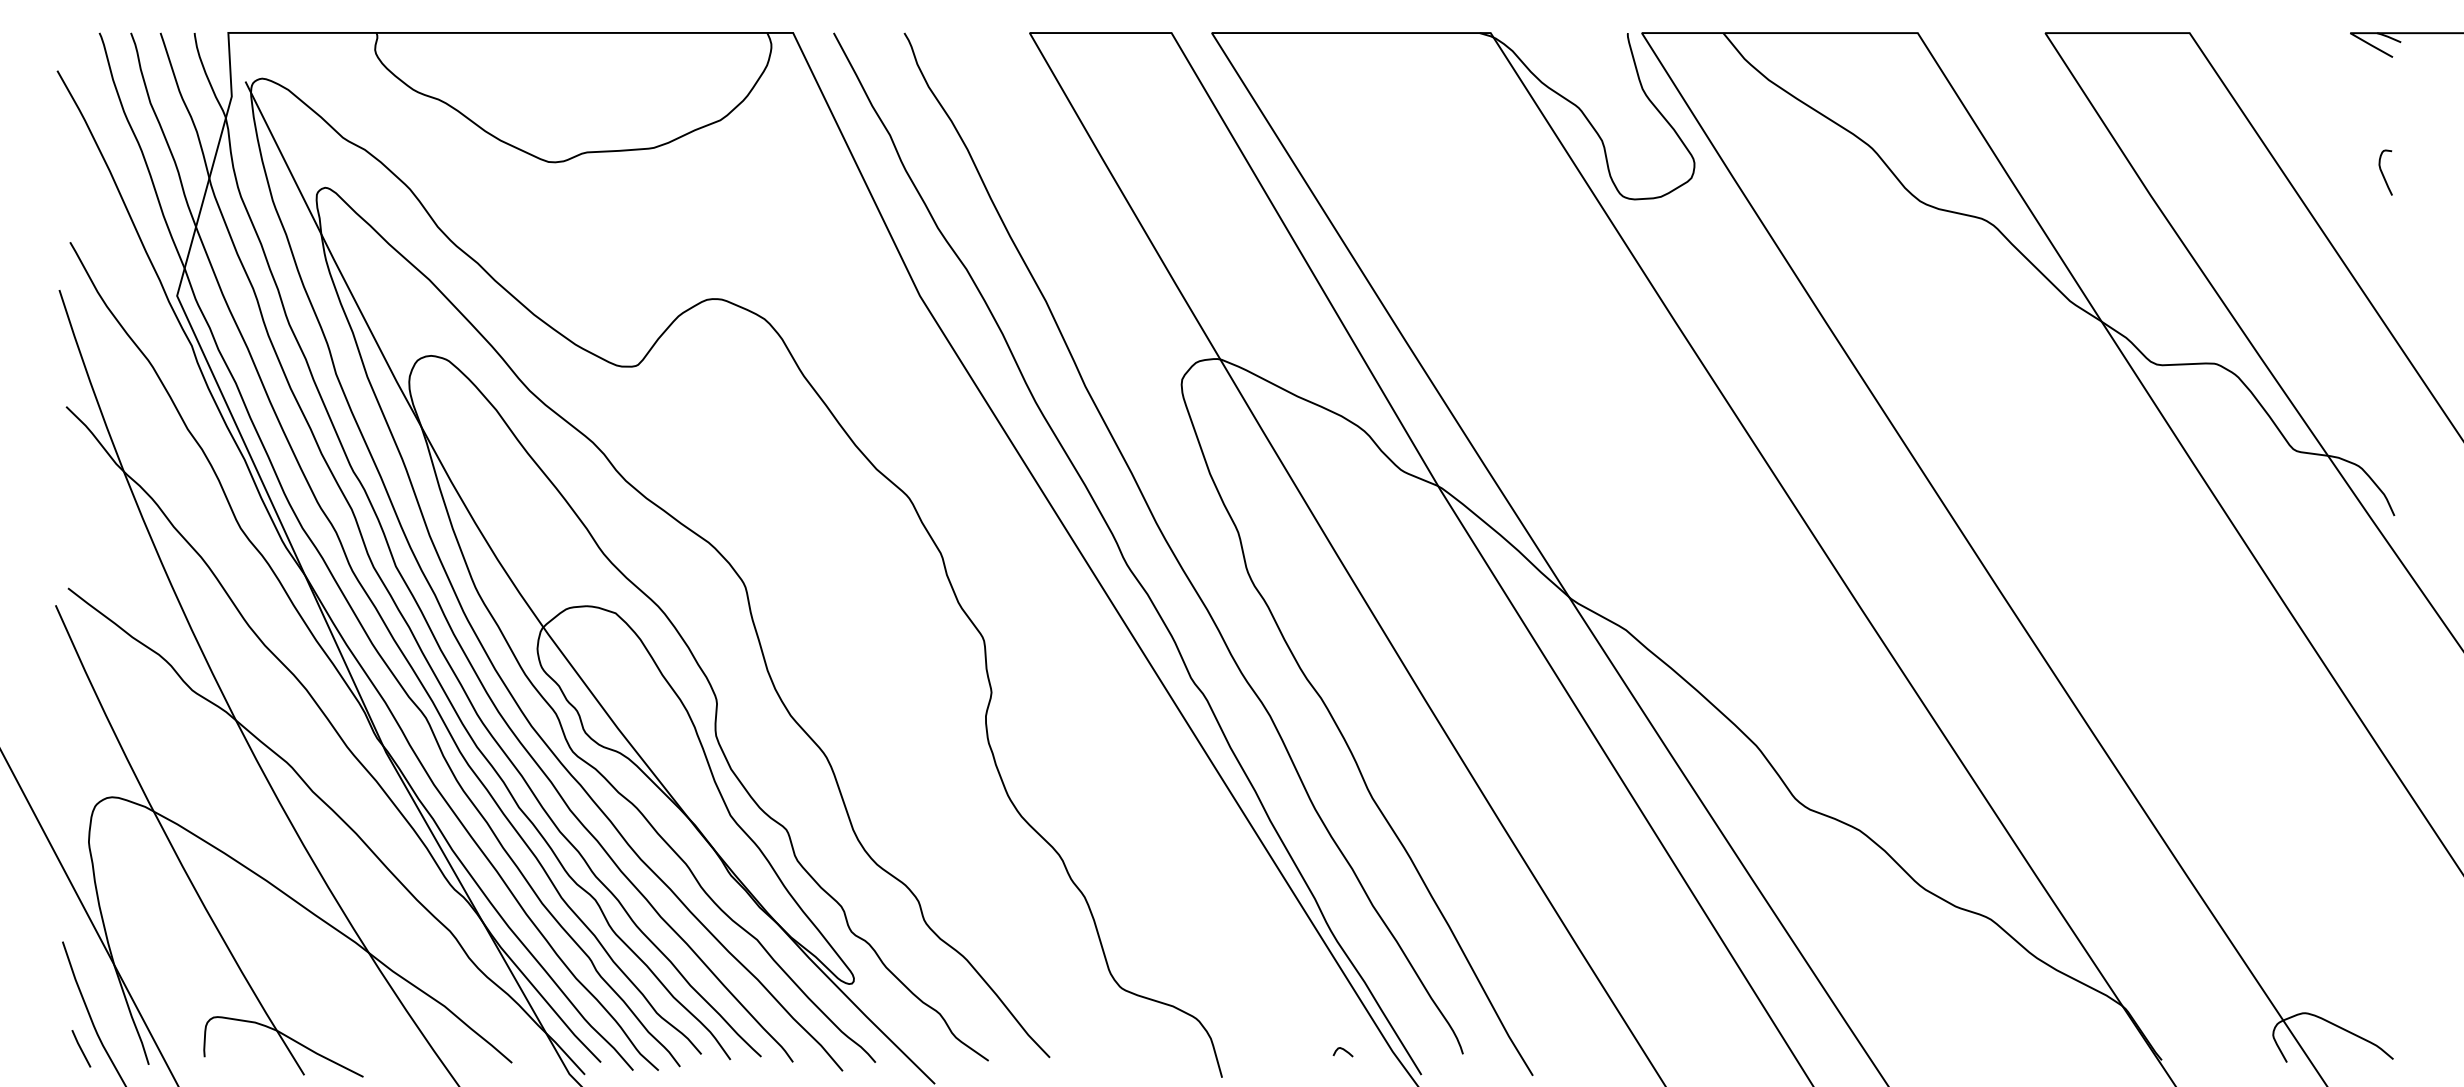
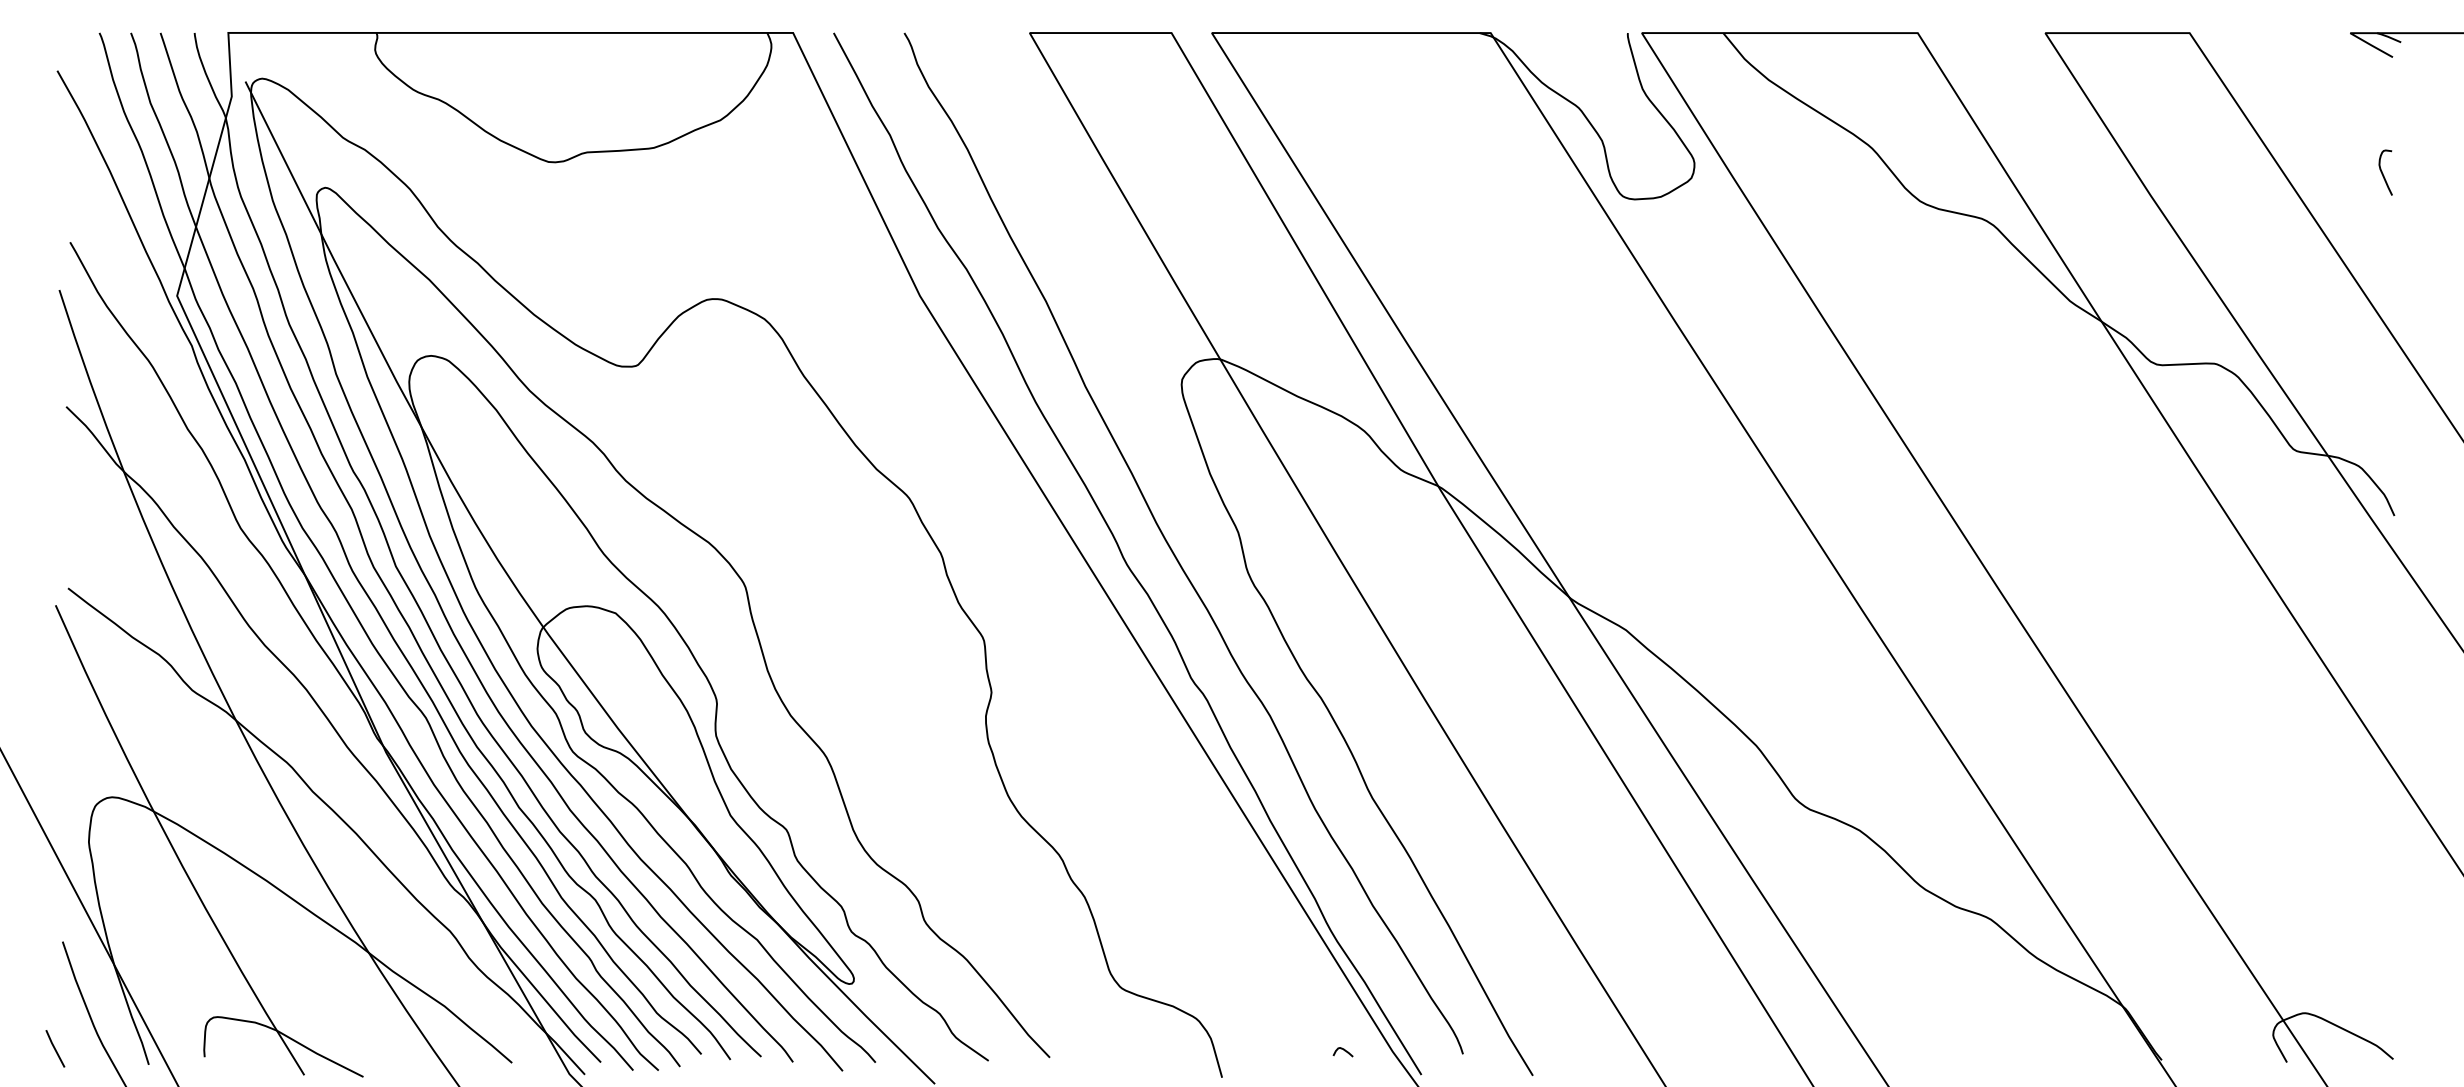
line position: (81, 1048) -> (55, 1048) (55, 1048)
